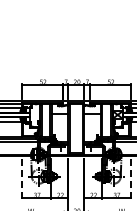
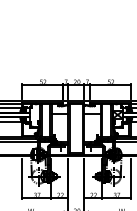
line: dashed -> solid (21, 179)
line: dashed -> solid (130, 179)
